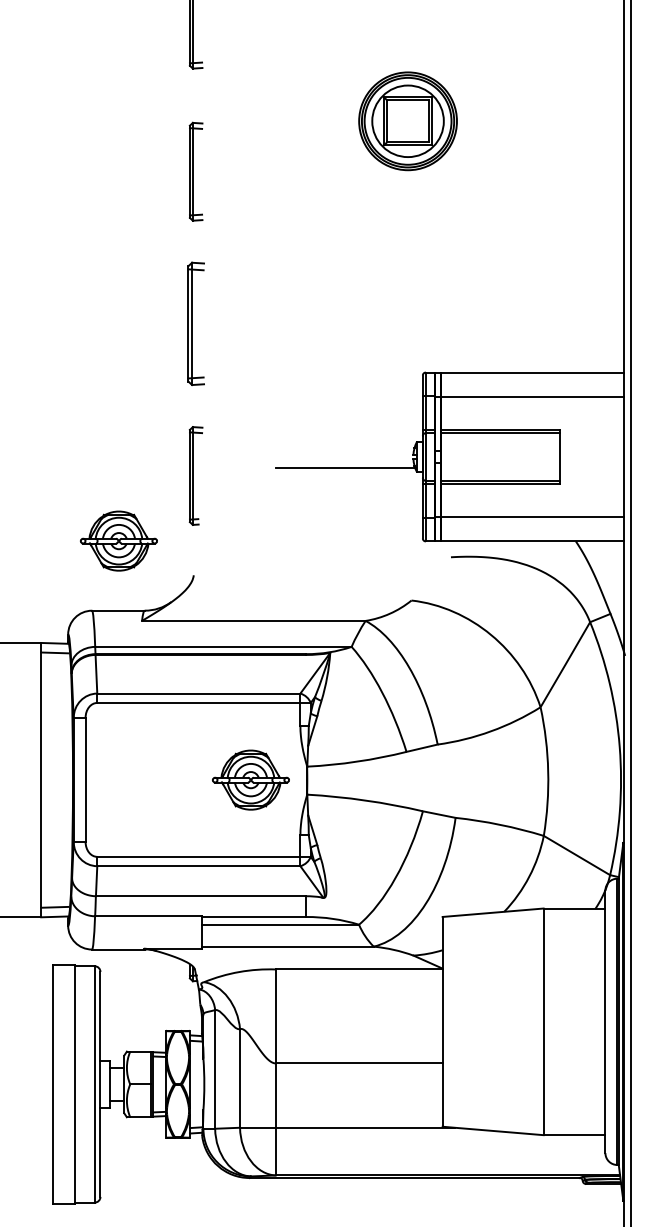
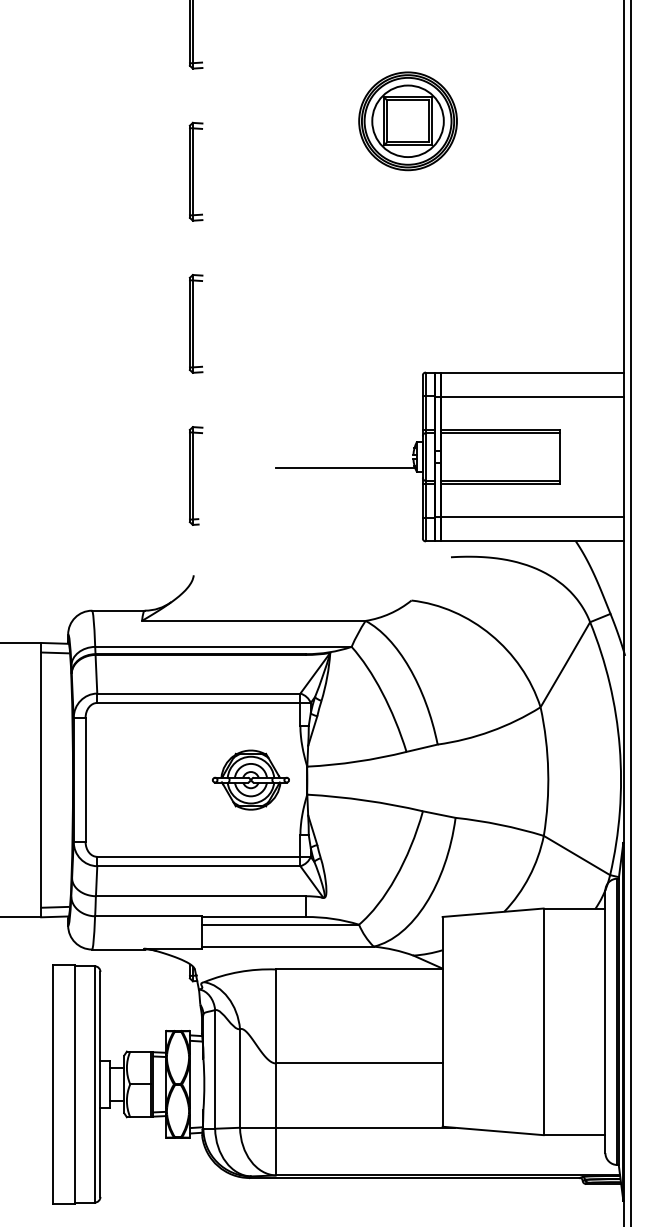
part size: 18x125 px -> 16x100 px (195, 323)
part: present -> none (118, 540)
